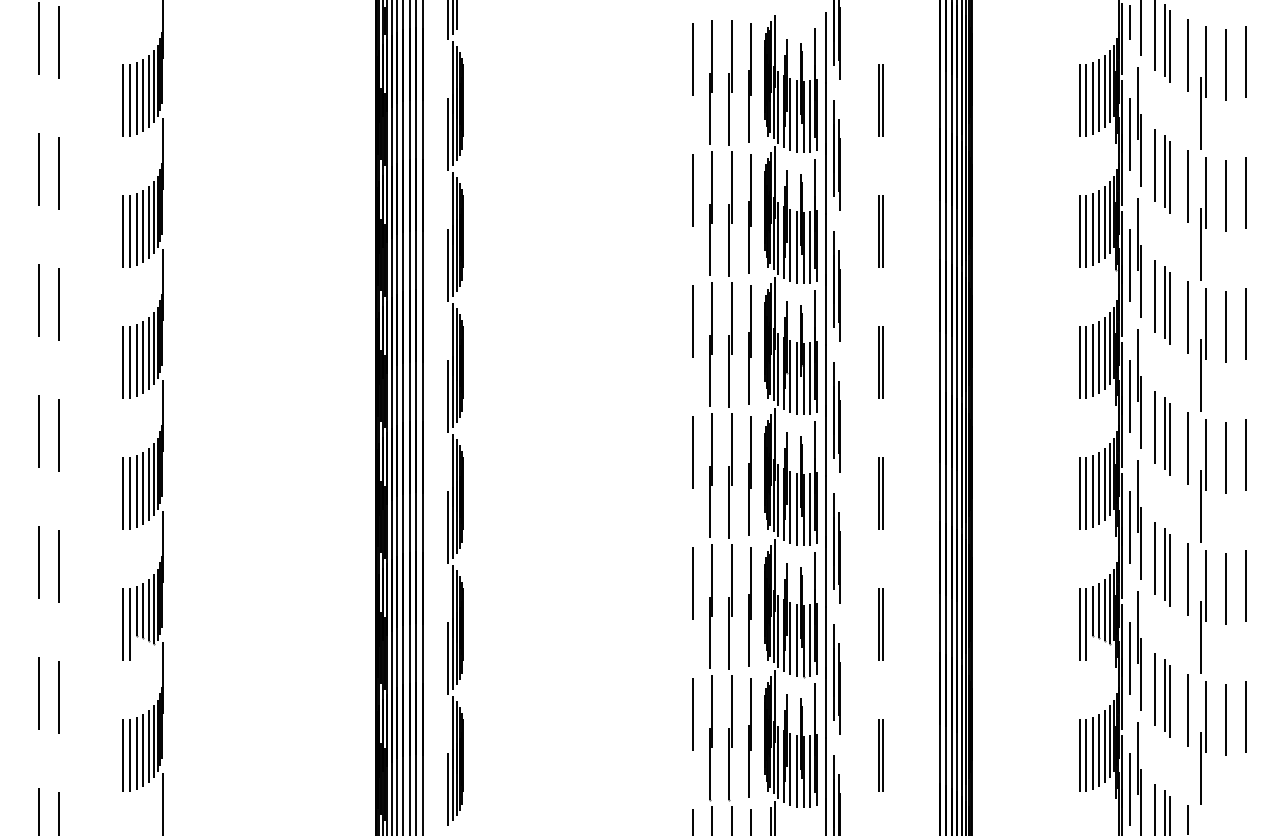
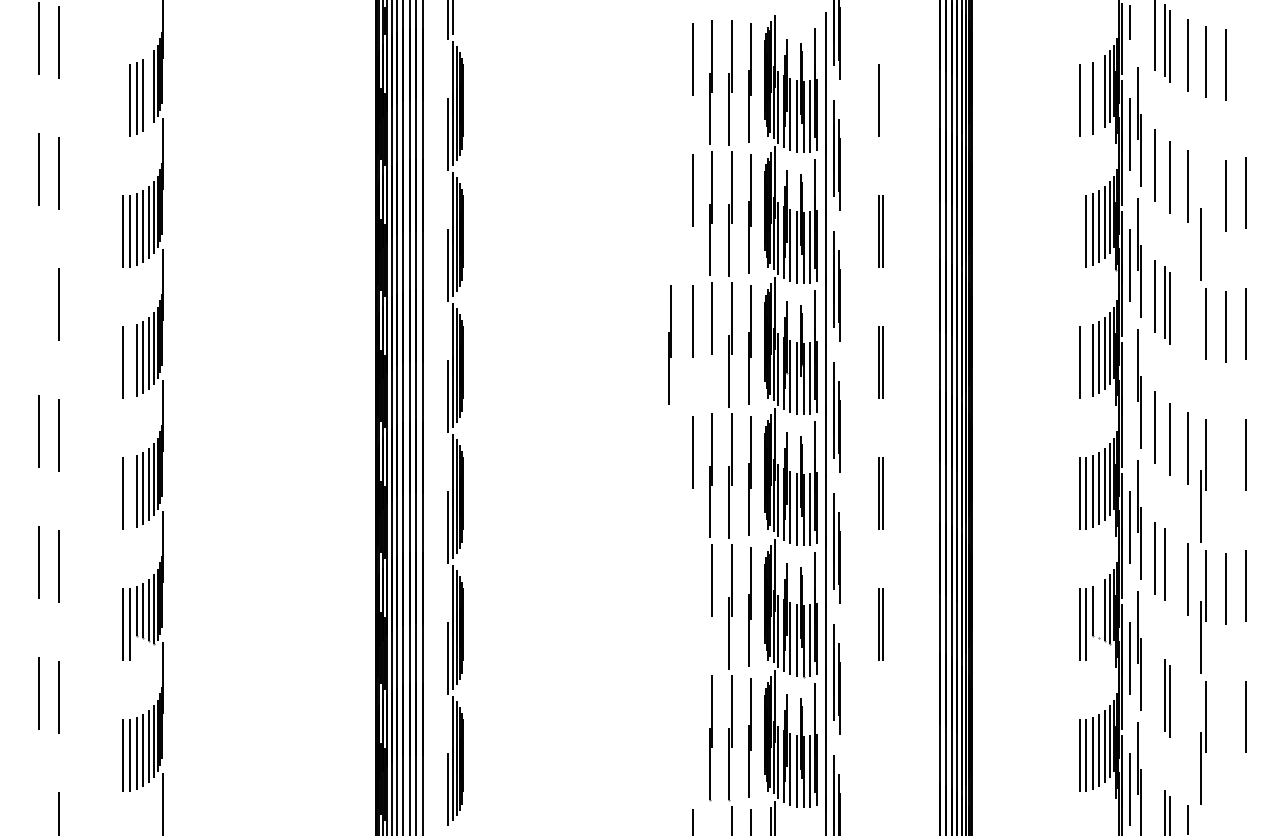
line: present -> none (456, 16)
line: present -> none (1141, 29)
line: present -> none (1246, 61)
line: present -> none (148, 91)
line: present -> none (1099, 95)
line: present -> none (1086, 99)
line: present -> none (123, 100)
line: present -> none (882, 100)
line: present -> none (1201, 113)
line: present -> none (1164, 171)
line: present -> none (1206, 192)
line: present -> none (1079, 231)
line: present -> none (38, 300)
line: present -> none (1187, 317)
part: none -> present (669, 344)
line: present -> none (130, 361)
line: present -> none (1086, 361)
line: present -> none (709, 370)
line: present -> none (1201, 375)
line: present -> none (1130, 395)
line: present -> none (1164, 433)
line: present -> none (1225, 457)
line: present -> none (130, 492)
line: present -> none (1170, 569)
line: present -> none (692, 583)
line: present -> none (1099, 610)
line: present -> none (709, 632)
line: present -> none (1154, 689)
line: present -> none (1187, 710)
line: present -> none (692, 714)
line: present -> none (1225, 719)
part: present -> none (880, 755)
line: present -> none (1154, 807)
line: present -> none (38, 810)
line: present -> none (712, 818)
